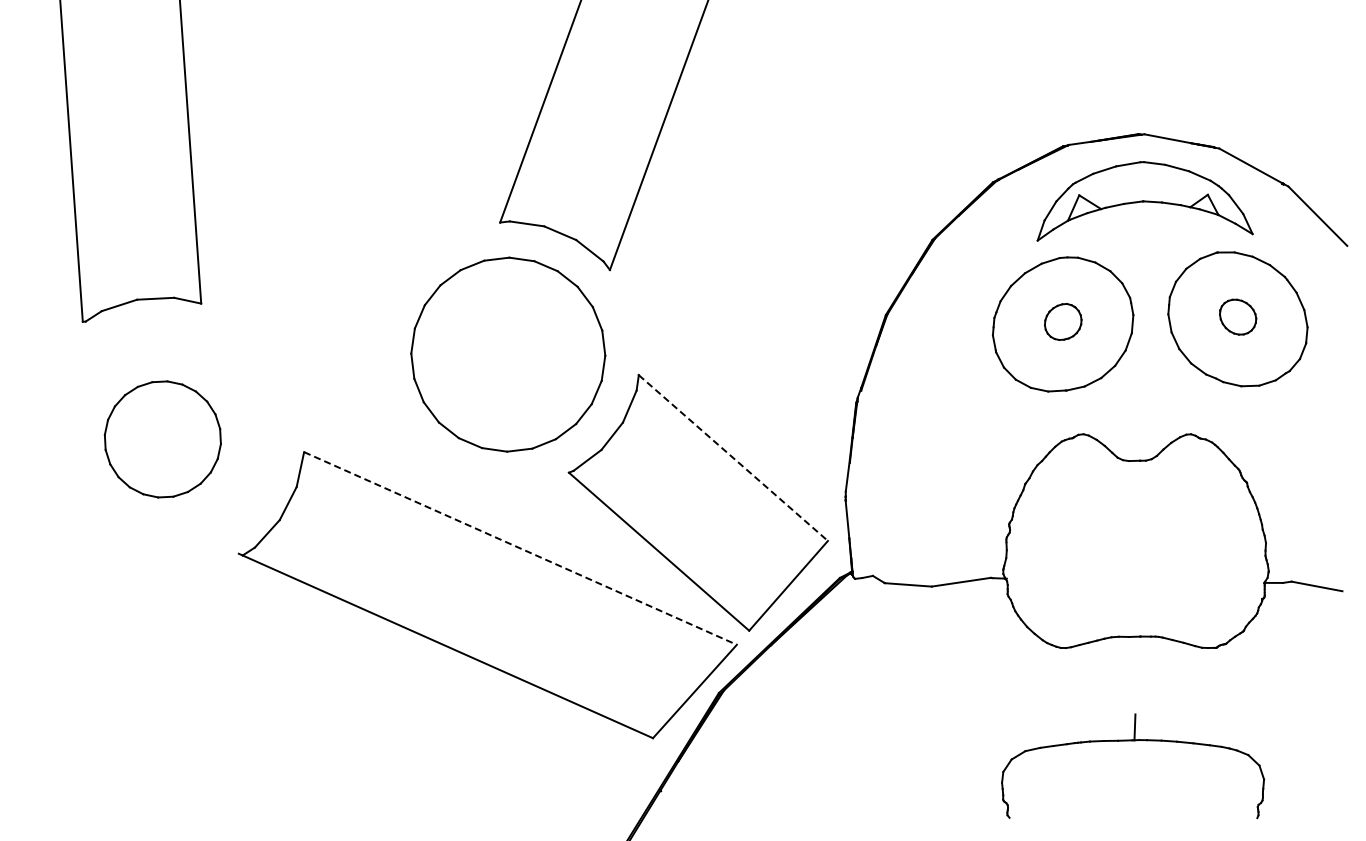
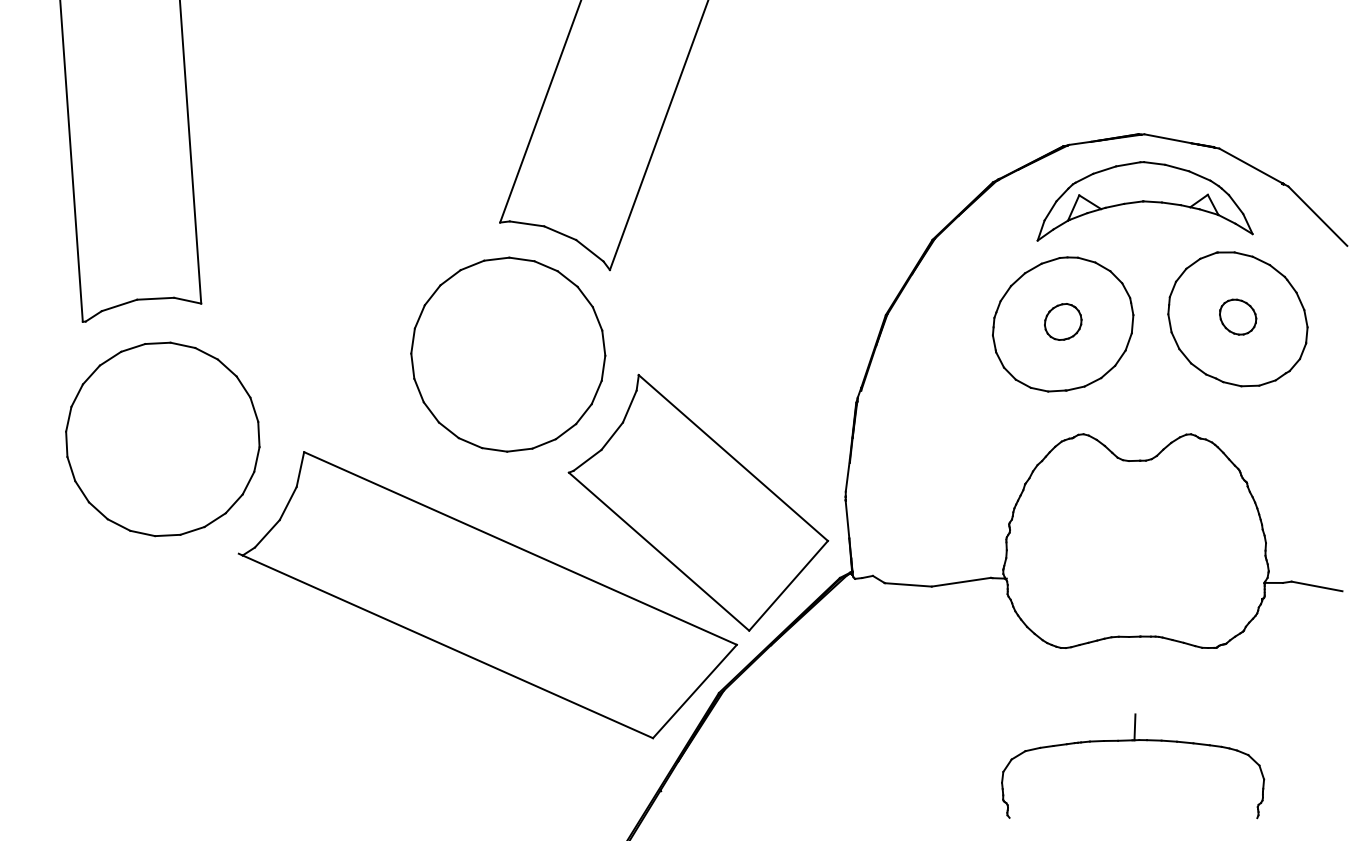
part size: 119x119 px -> 196x197 px (162, 439)
line: dashed -> solid (733, 458)
line: dashed -> solid (520, 548)
